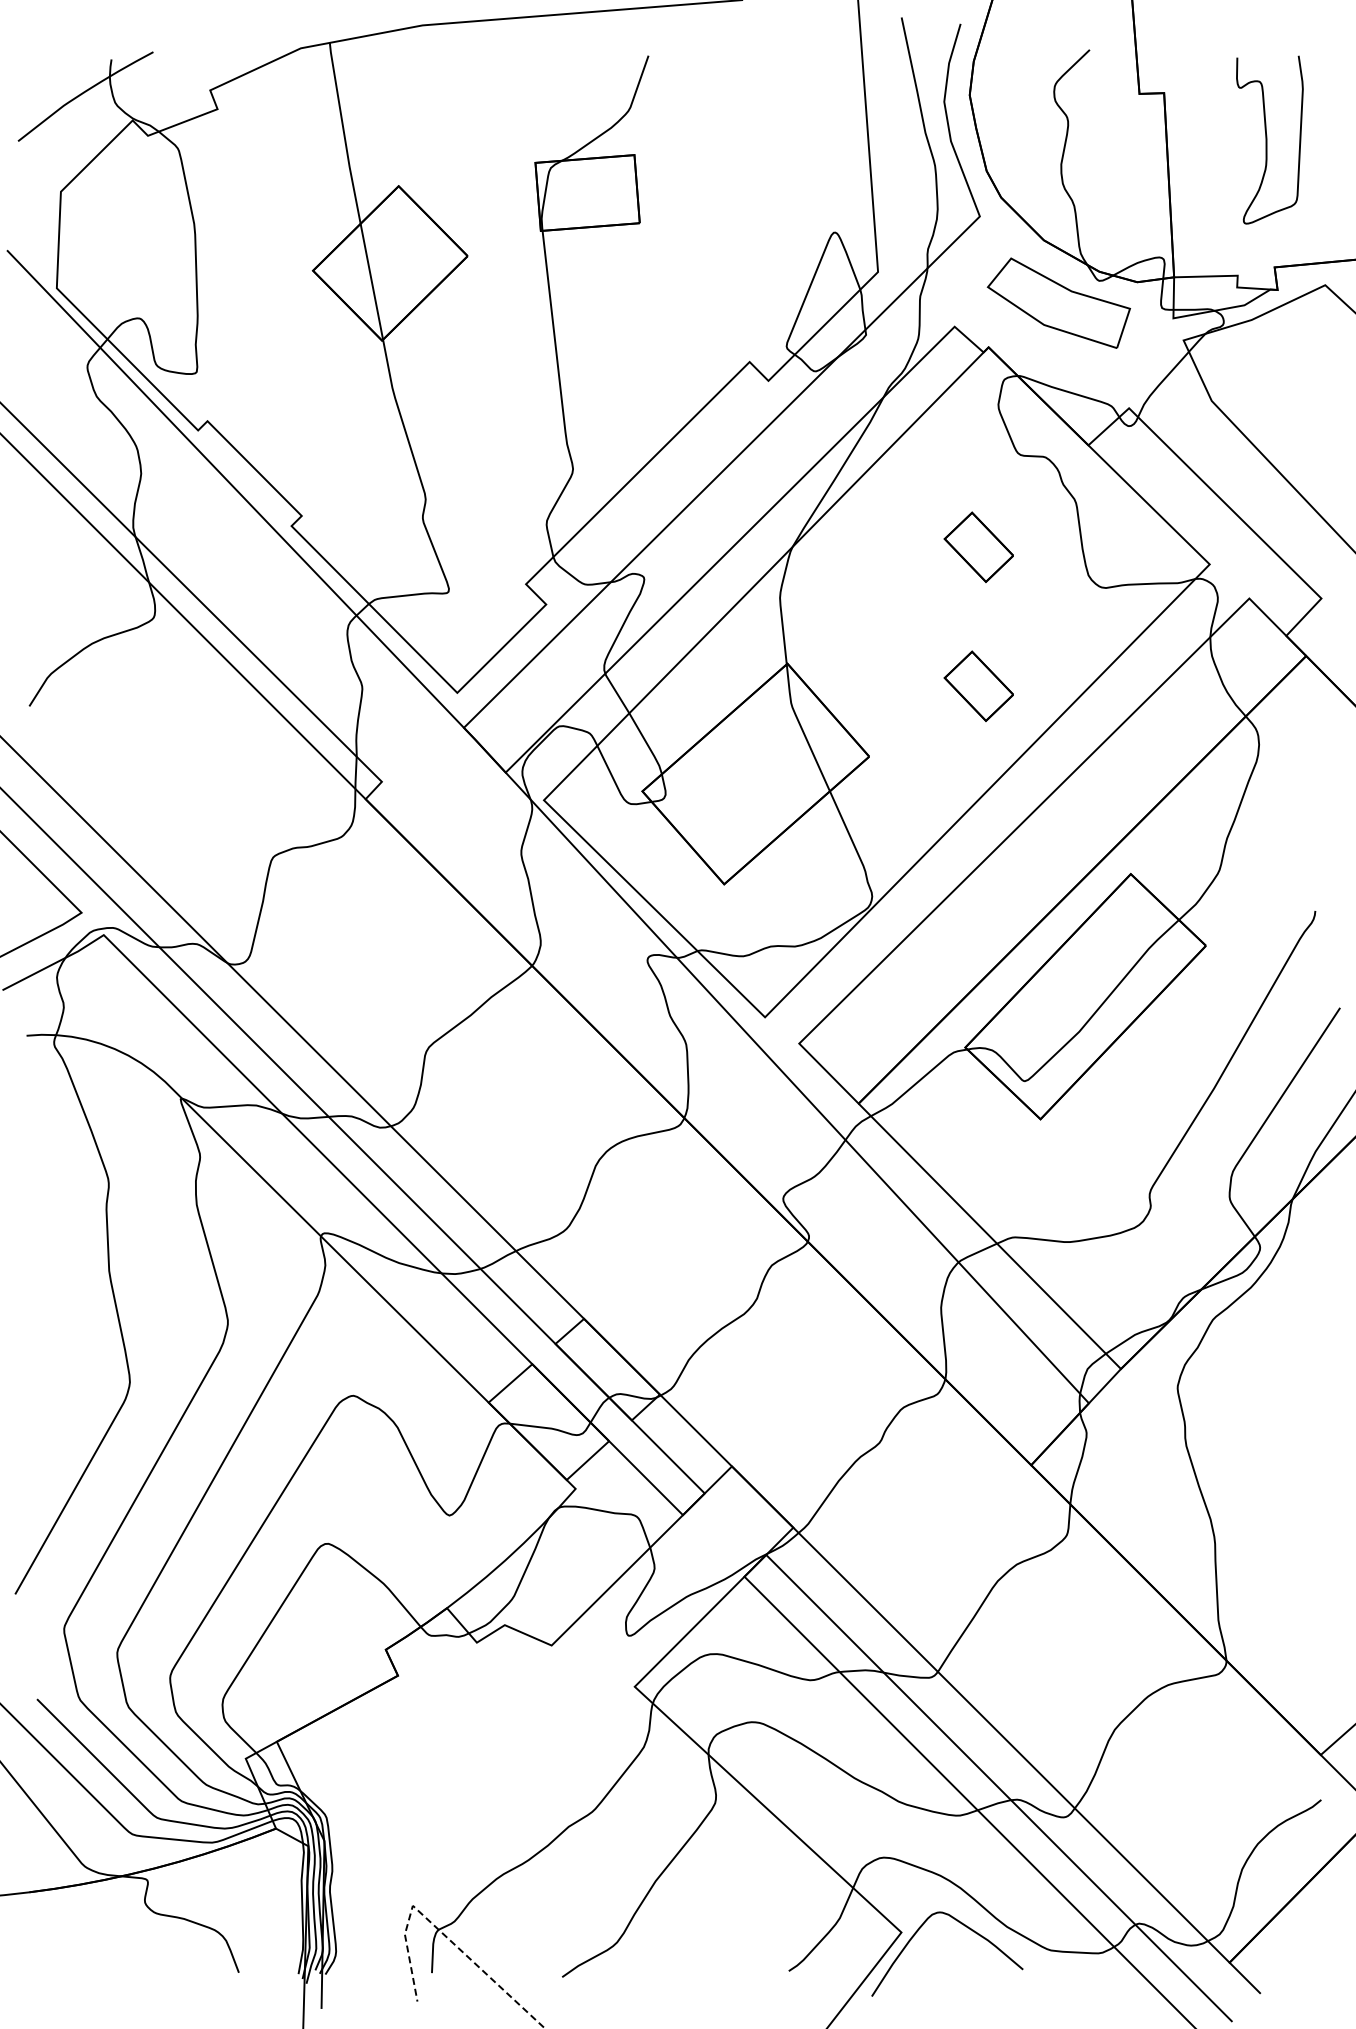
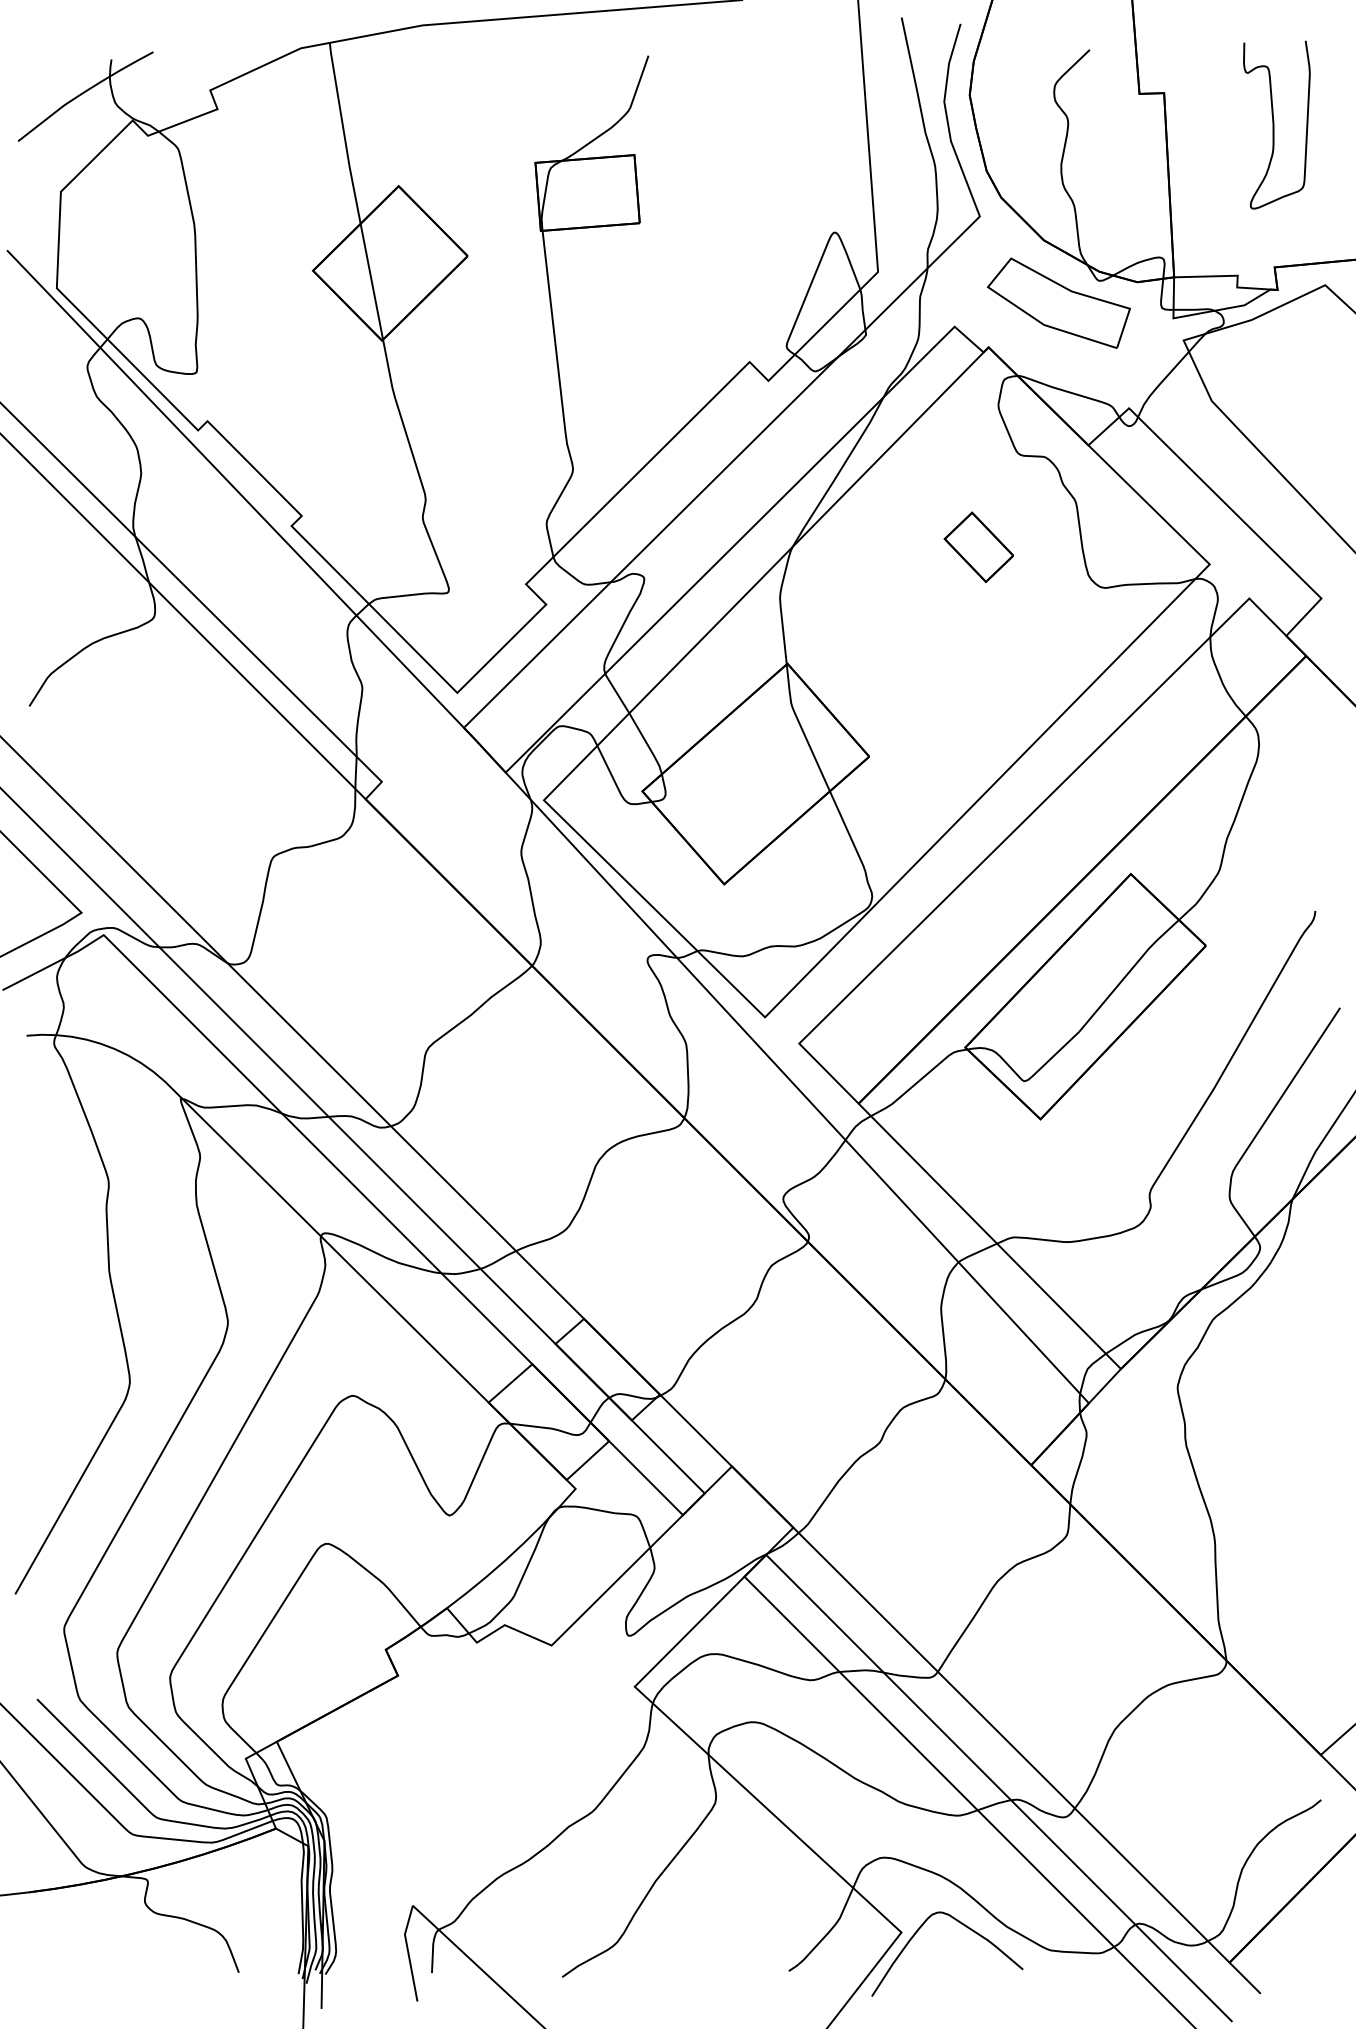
curve position: (1267, 139) -> (1274, 124) (1274, 124)
part: present -> none (978, 685)
line: dashed -> solid (442, 1932)
